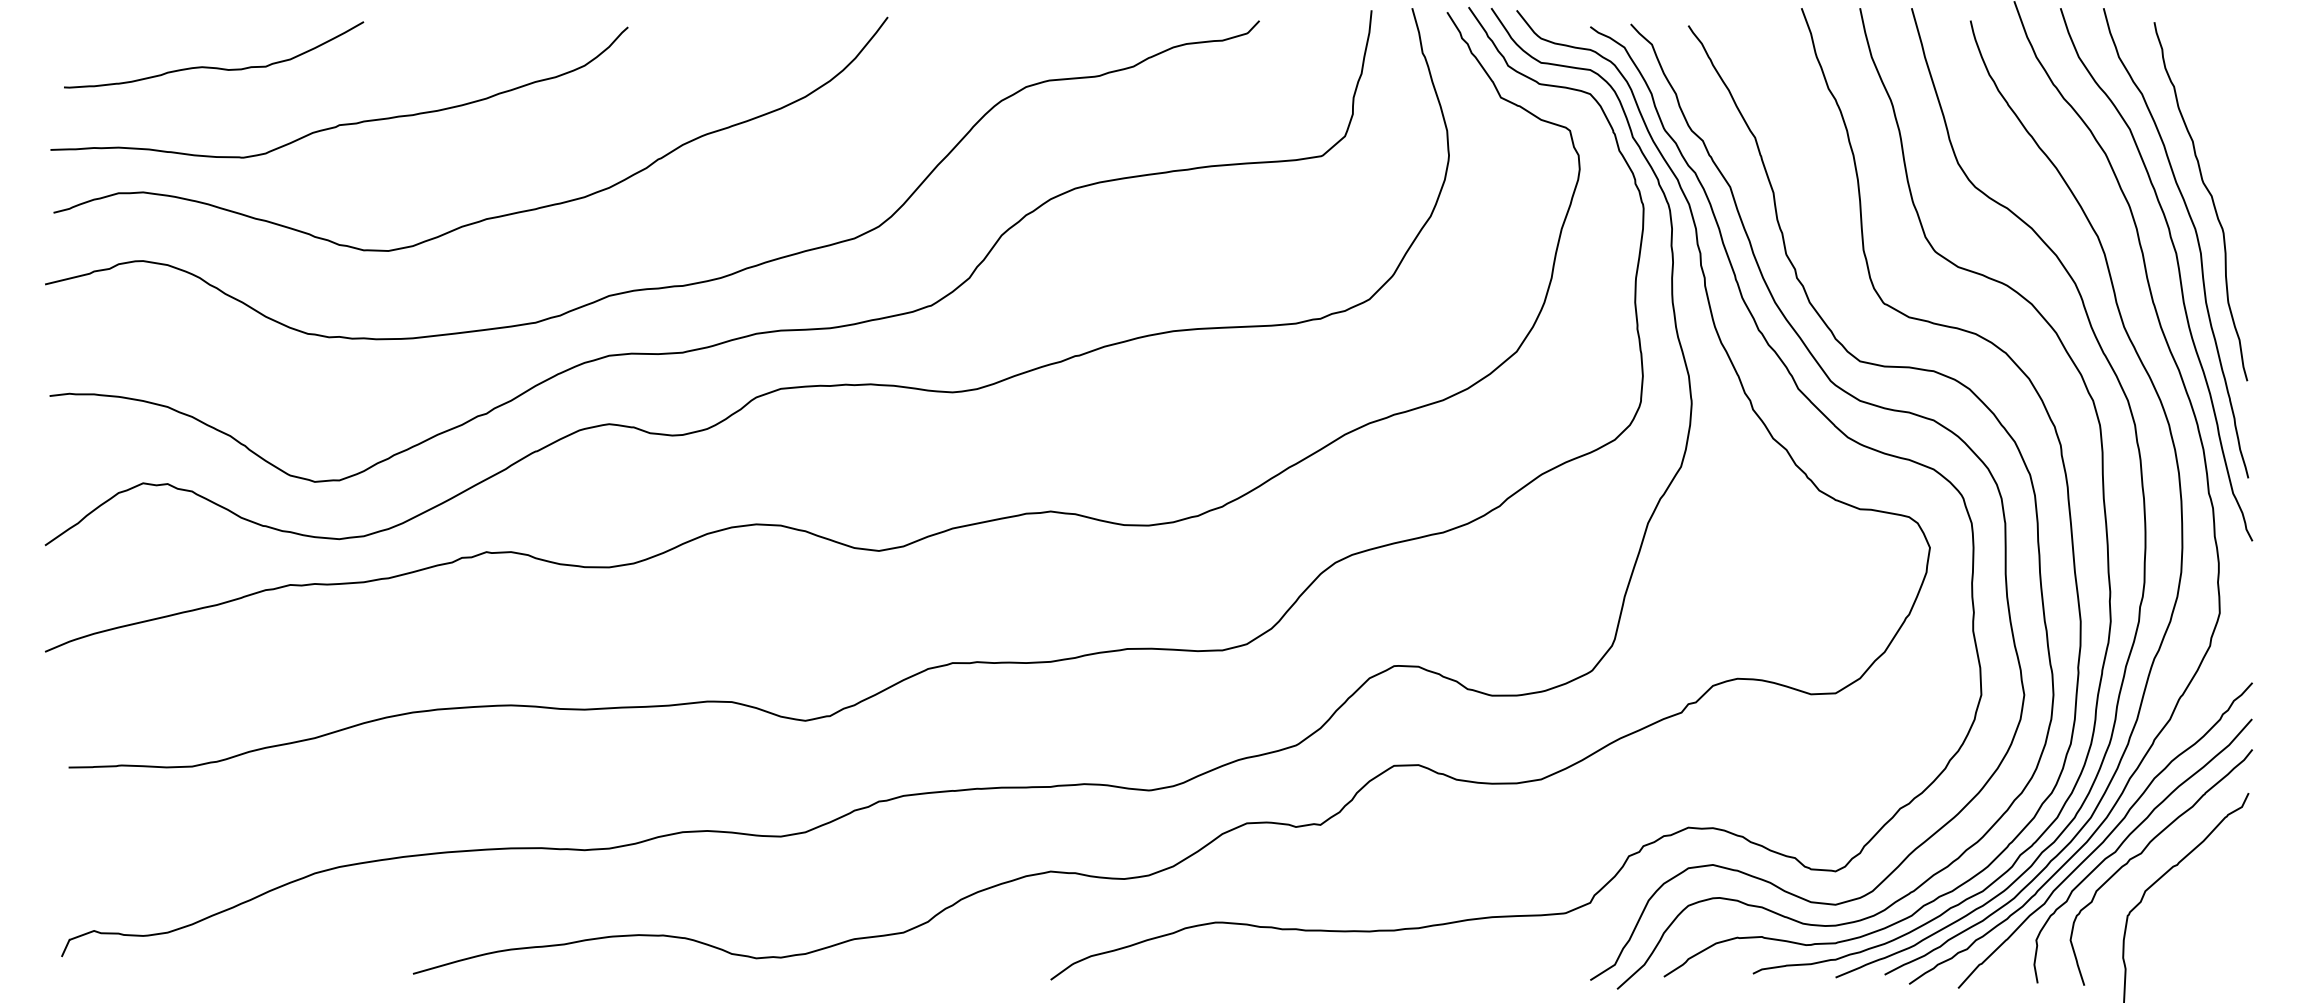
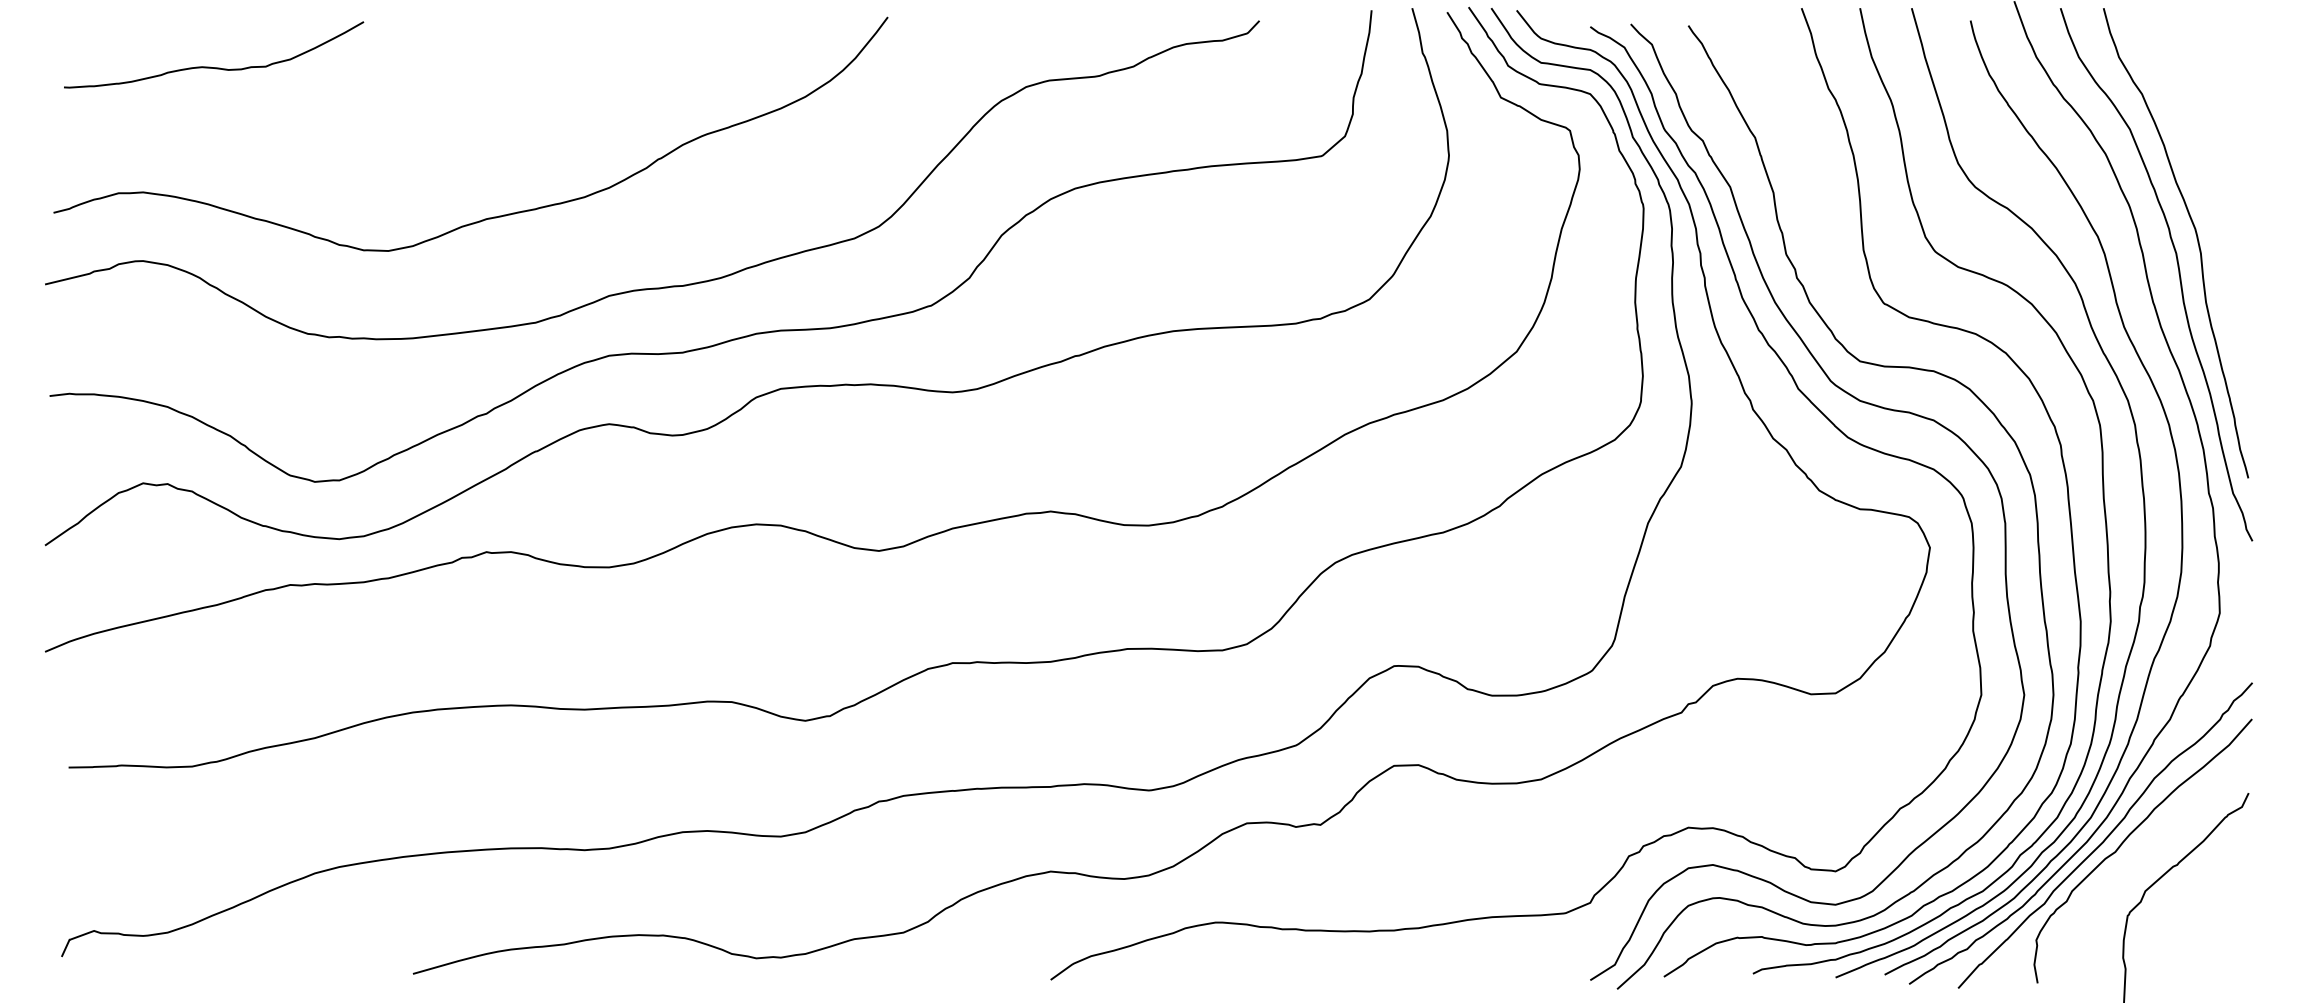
curve: present -> none (343, 123)
curve: present -> none (2210, 196)
curve: present -> none (2143, 852)
